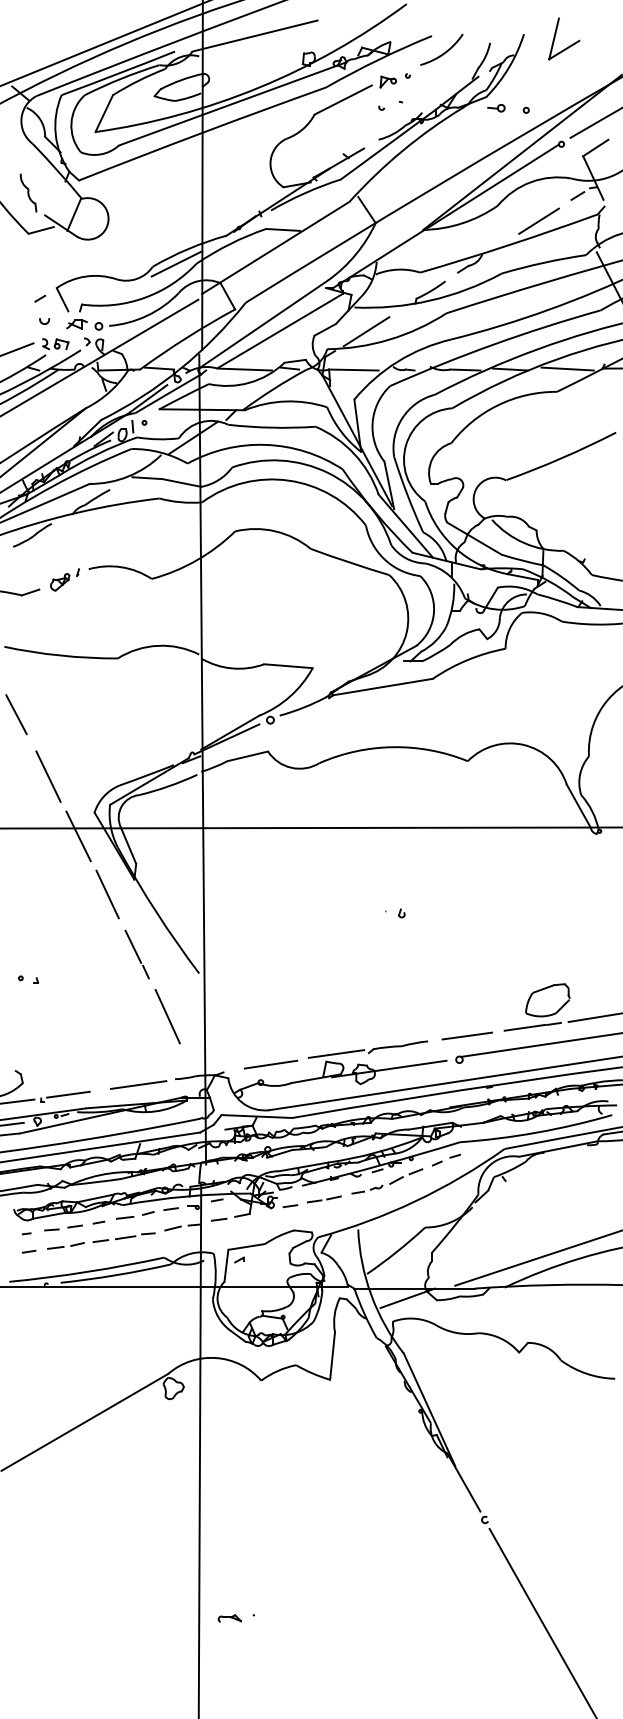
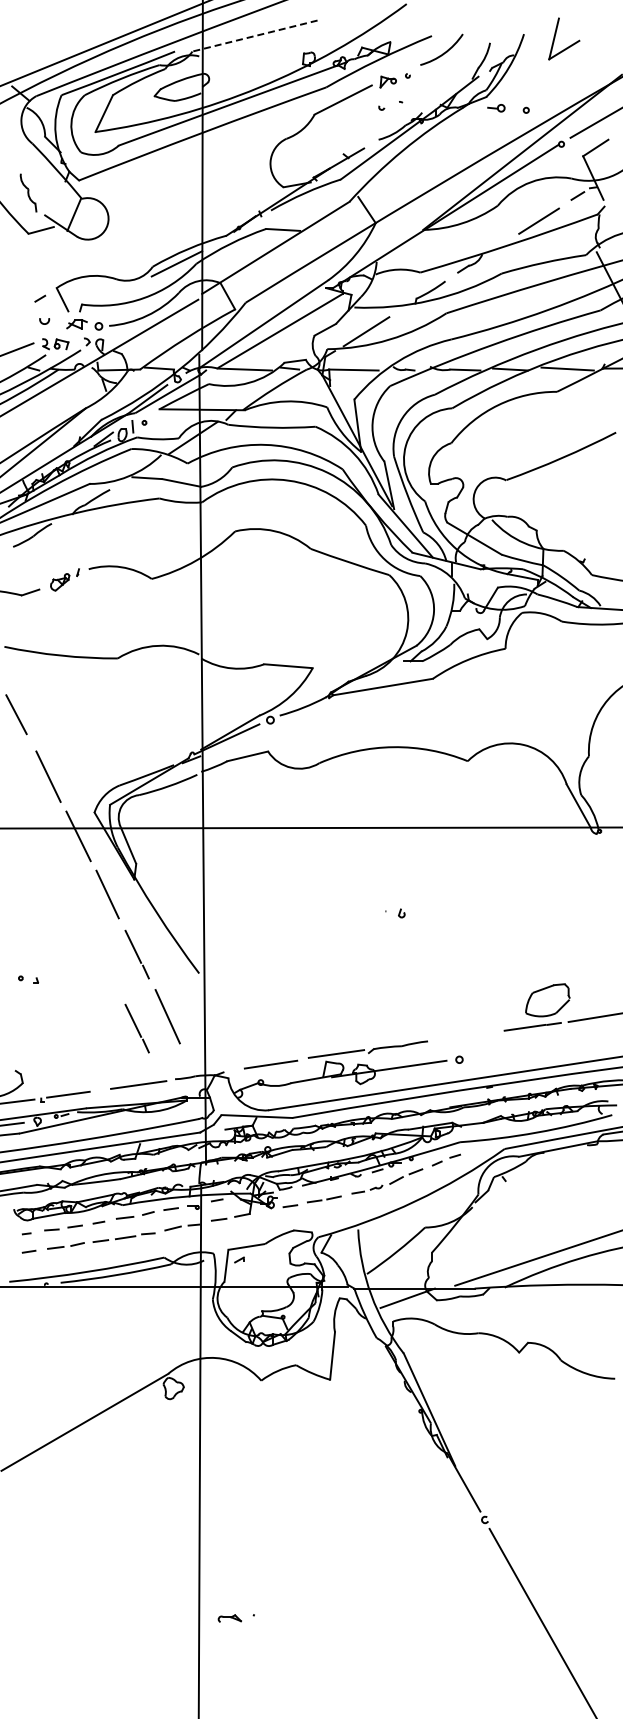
line: solid -> dashed (254, 36)
line: none -> present (136, 1028)
line: present -> none (467, 1035)
line: present -> none (540, 1044)
